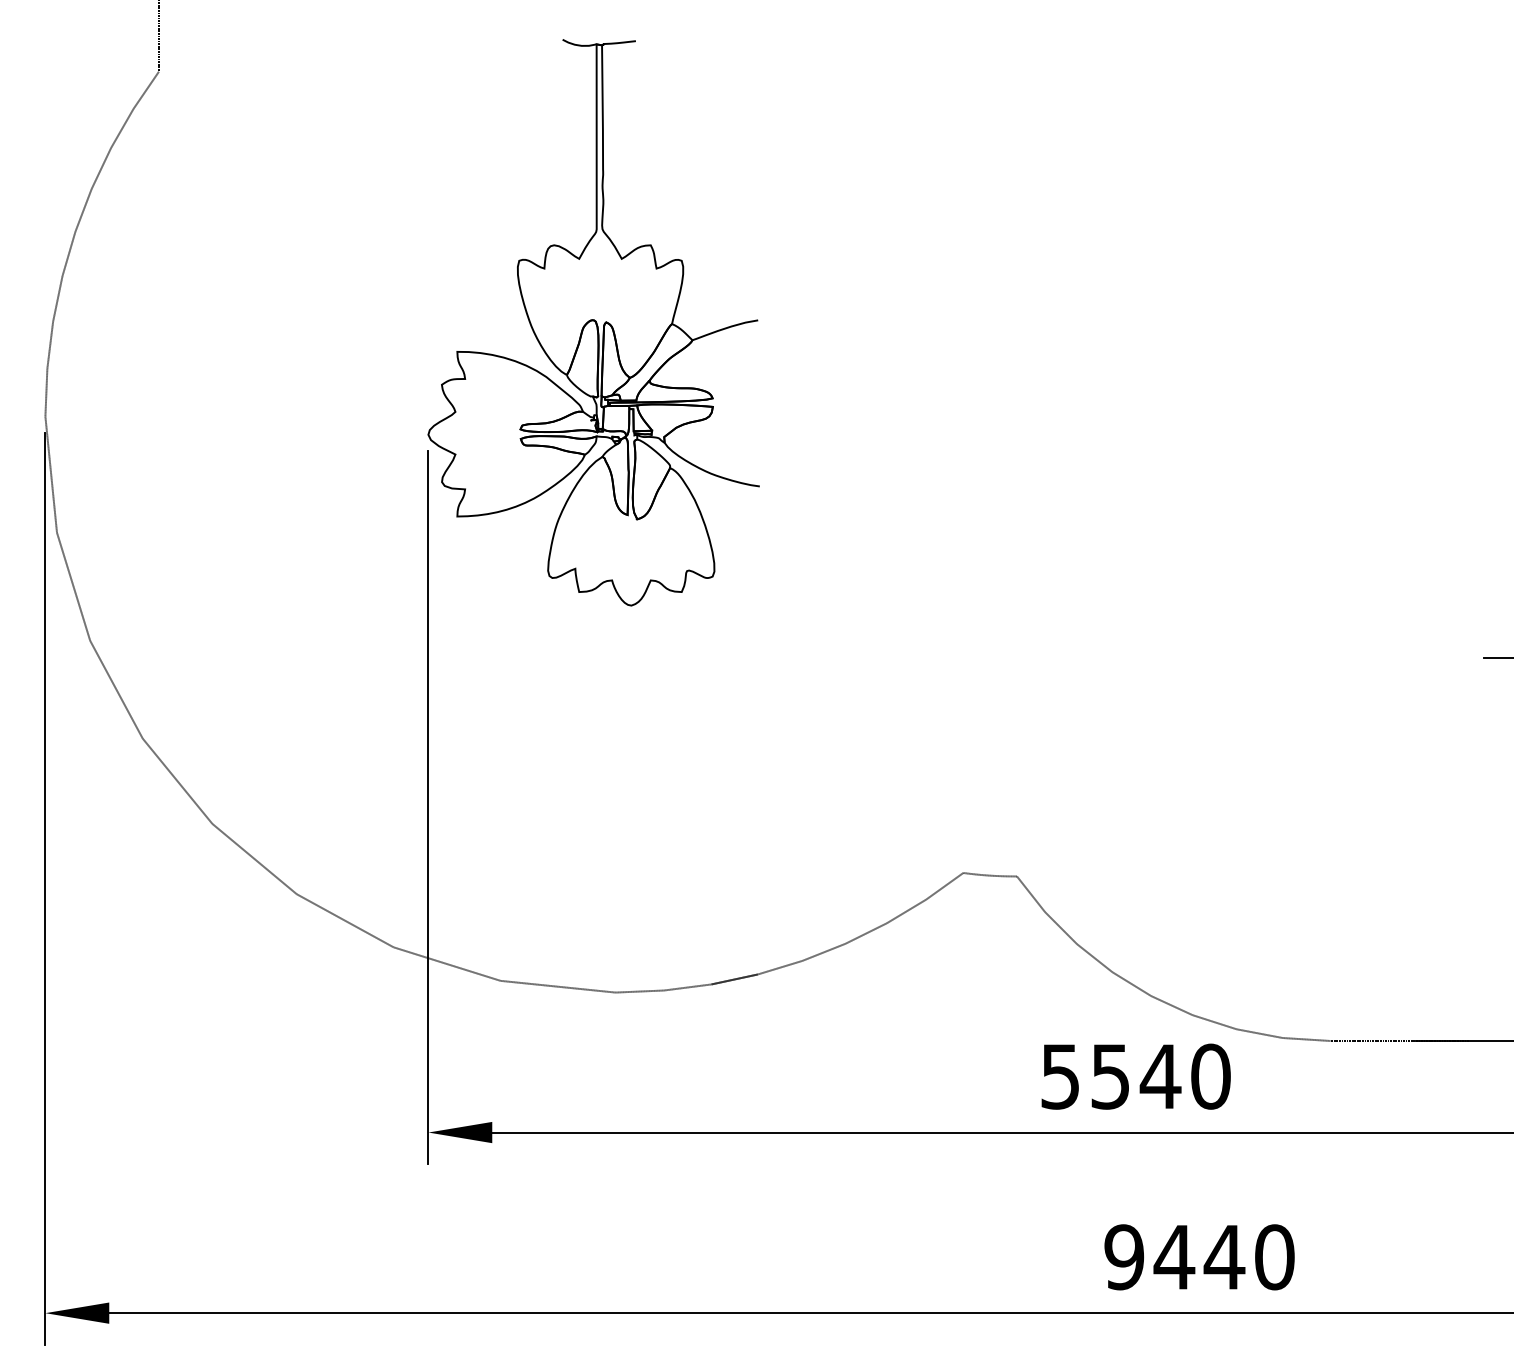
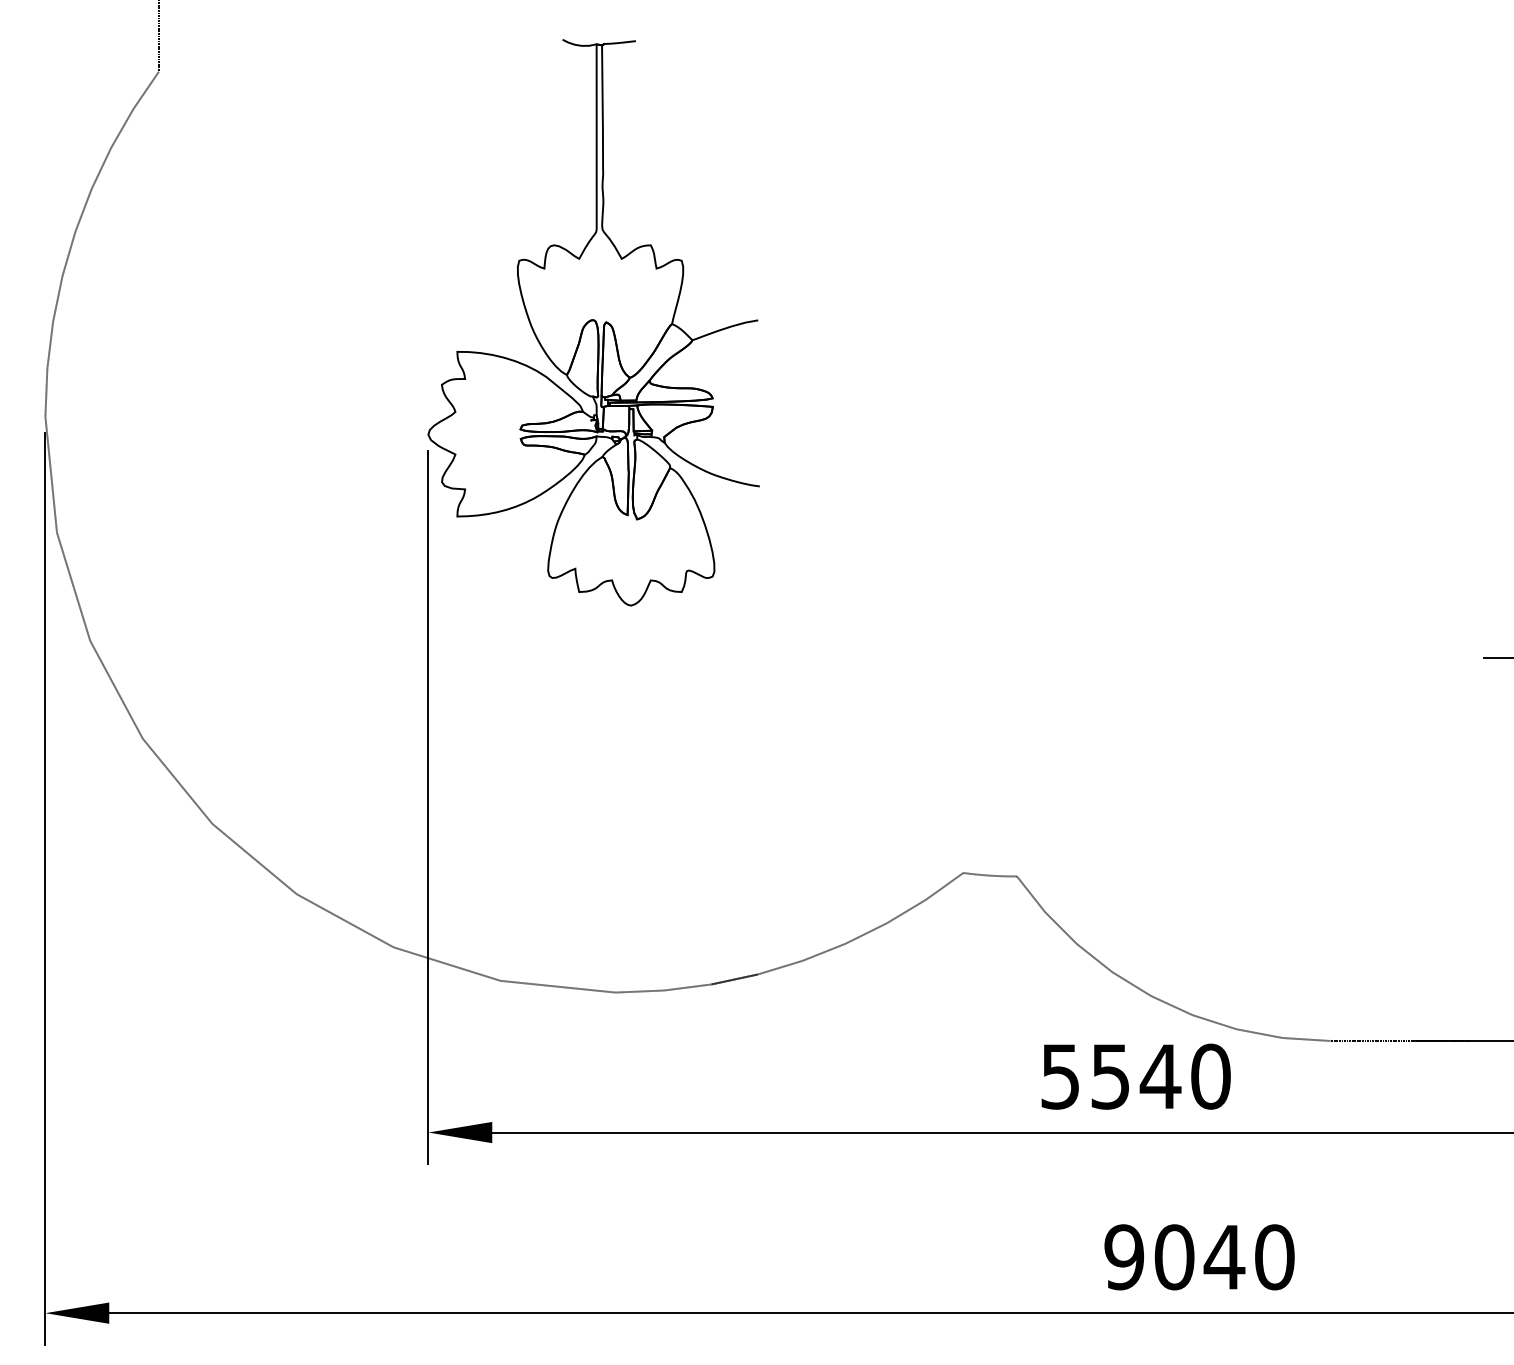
text: 9440 -> 9040 (1174, 1257)
